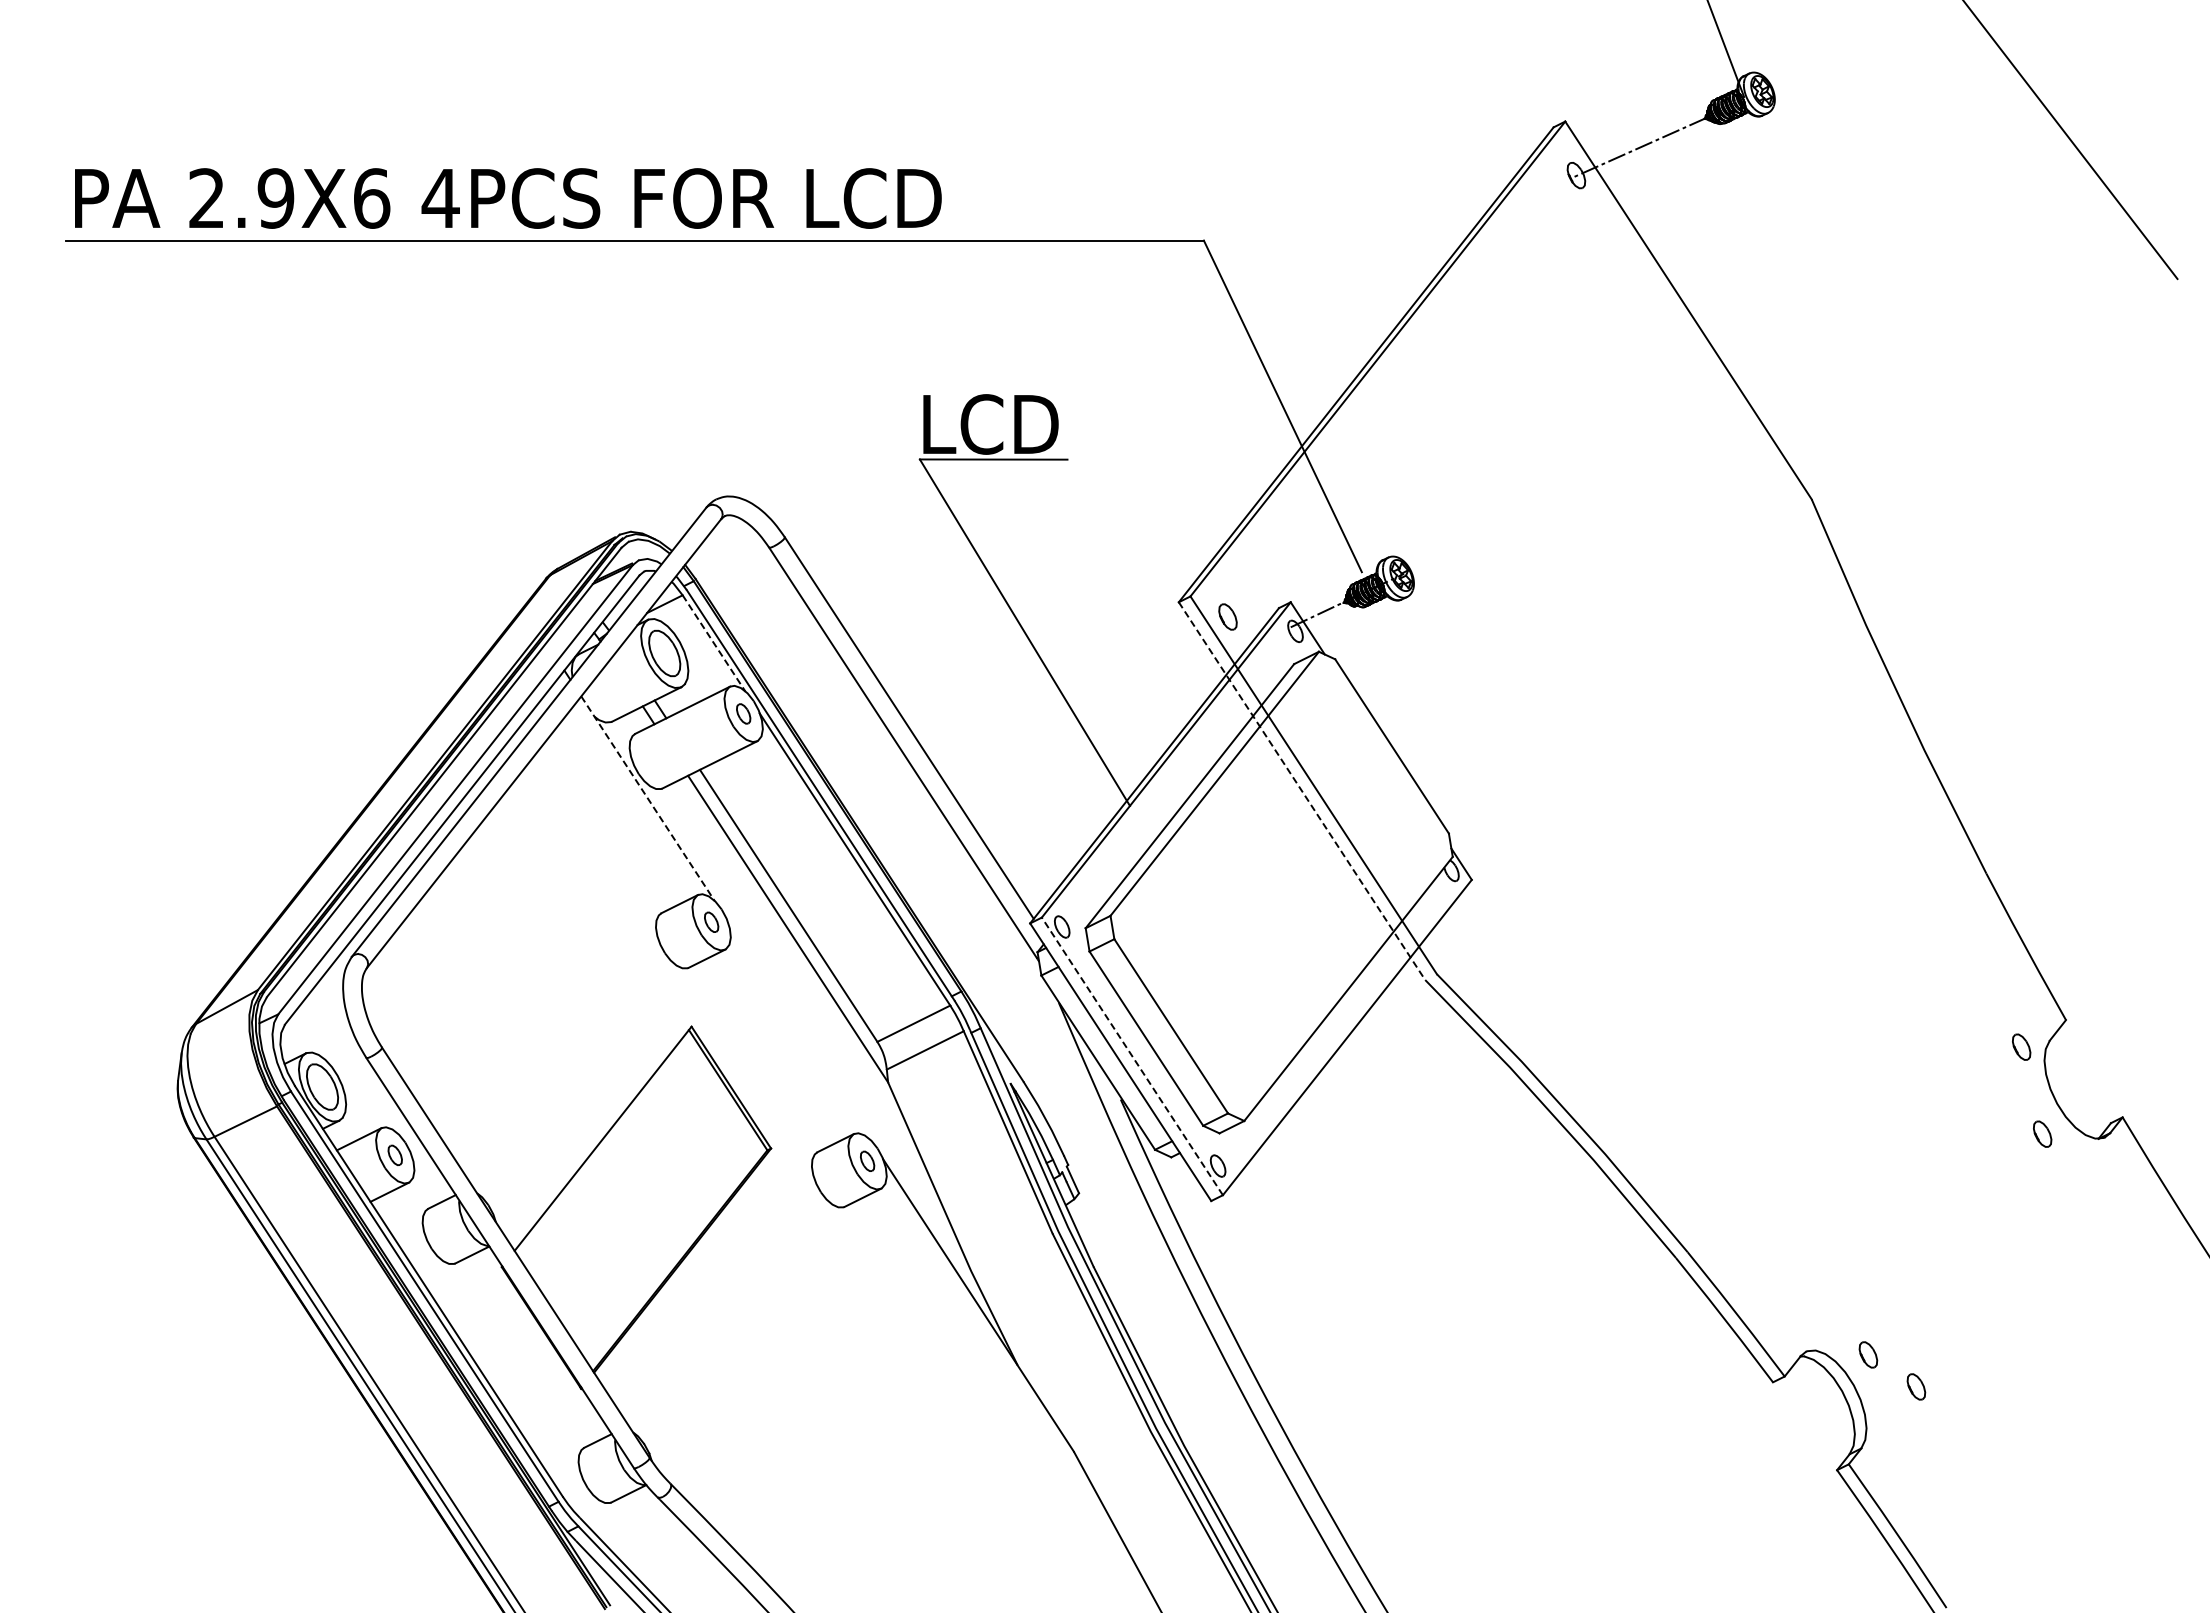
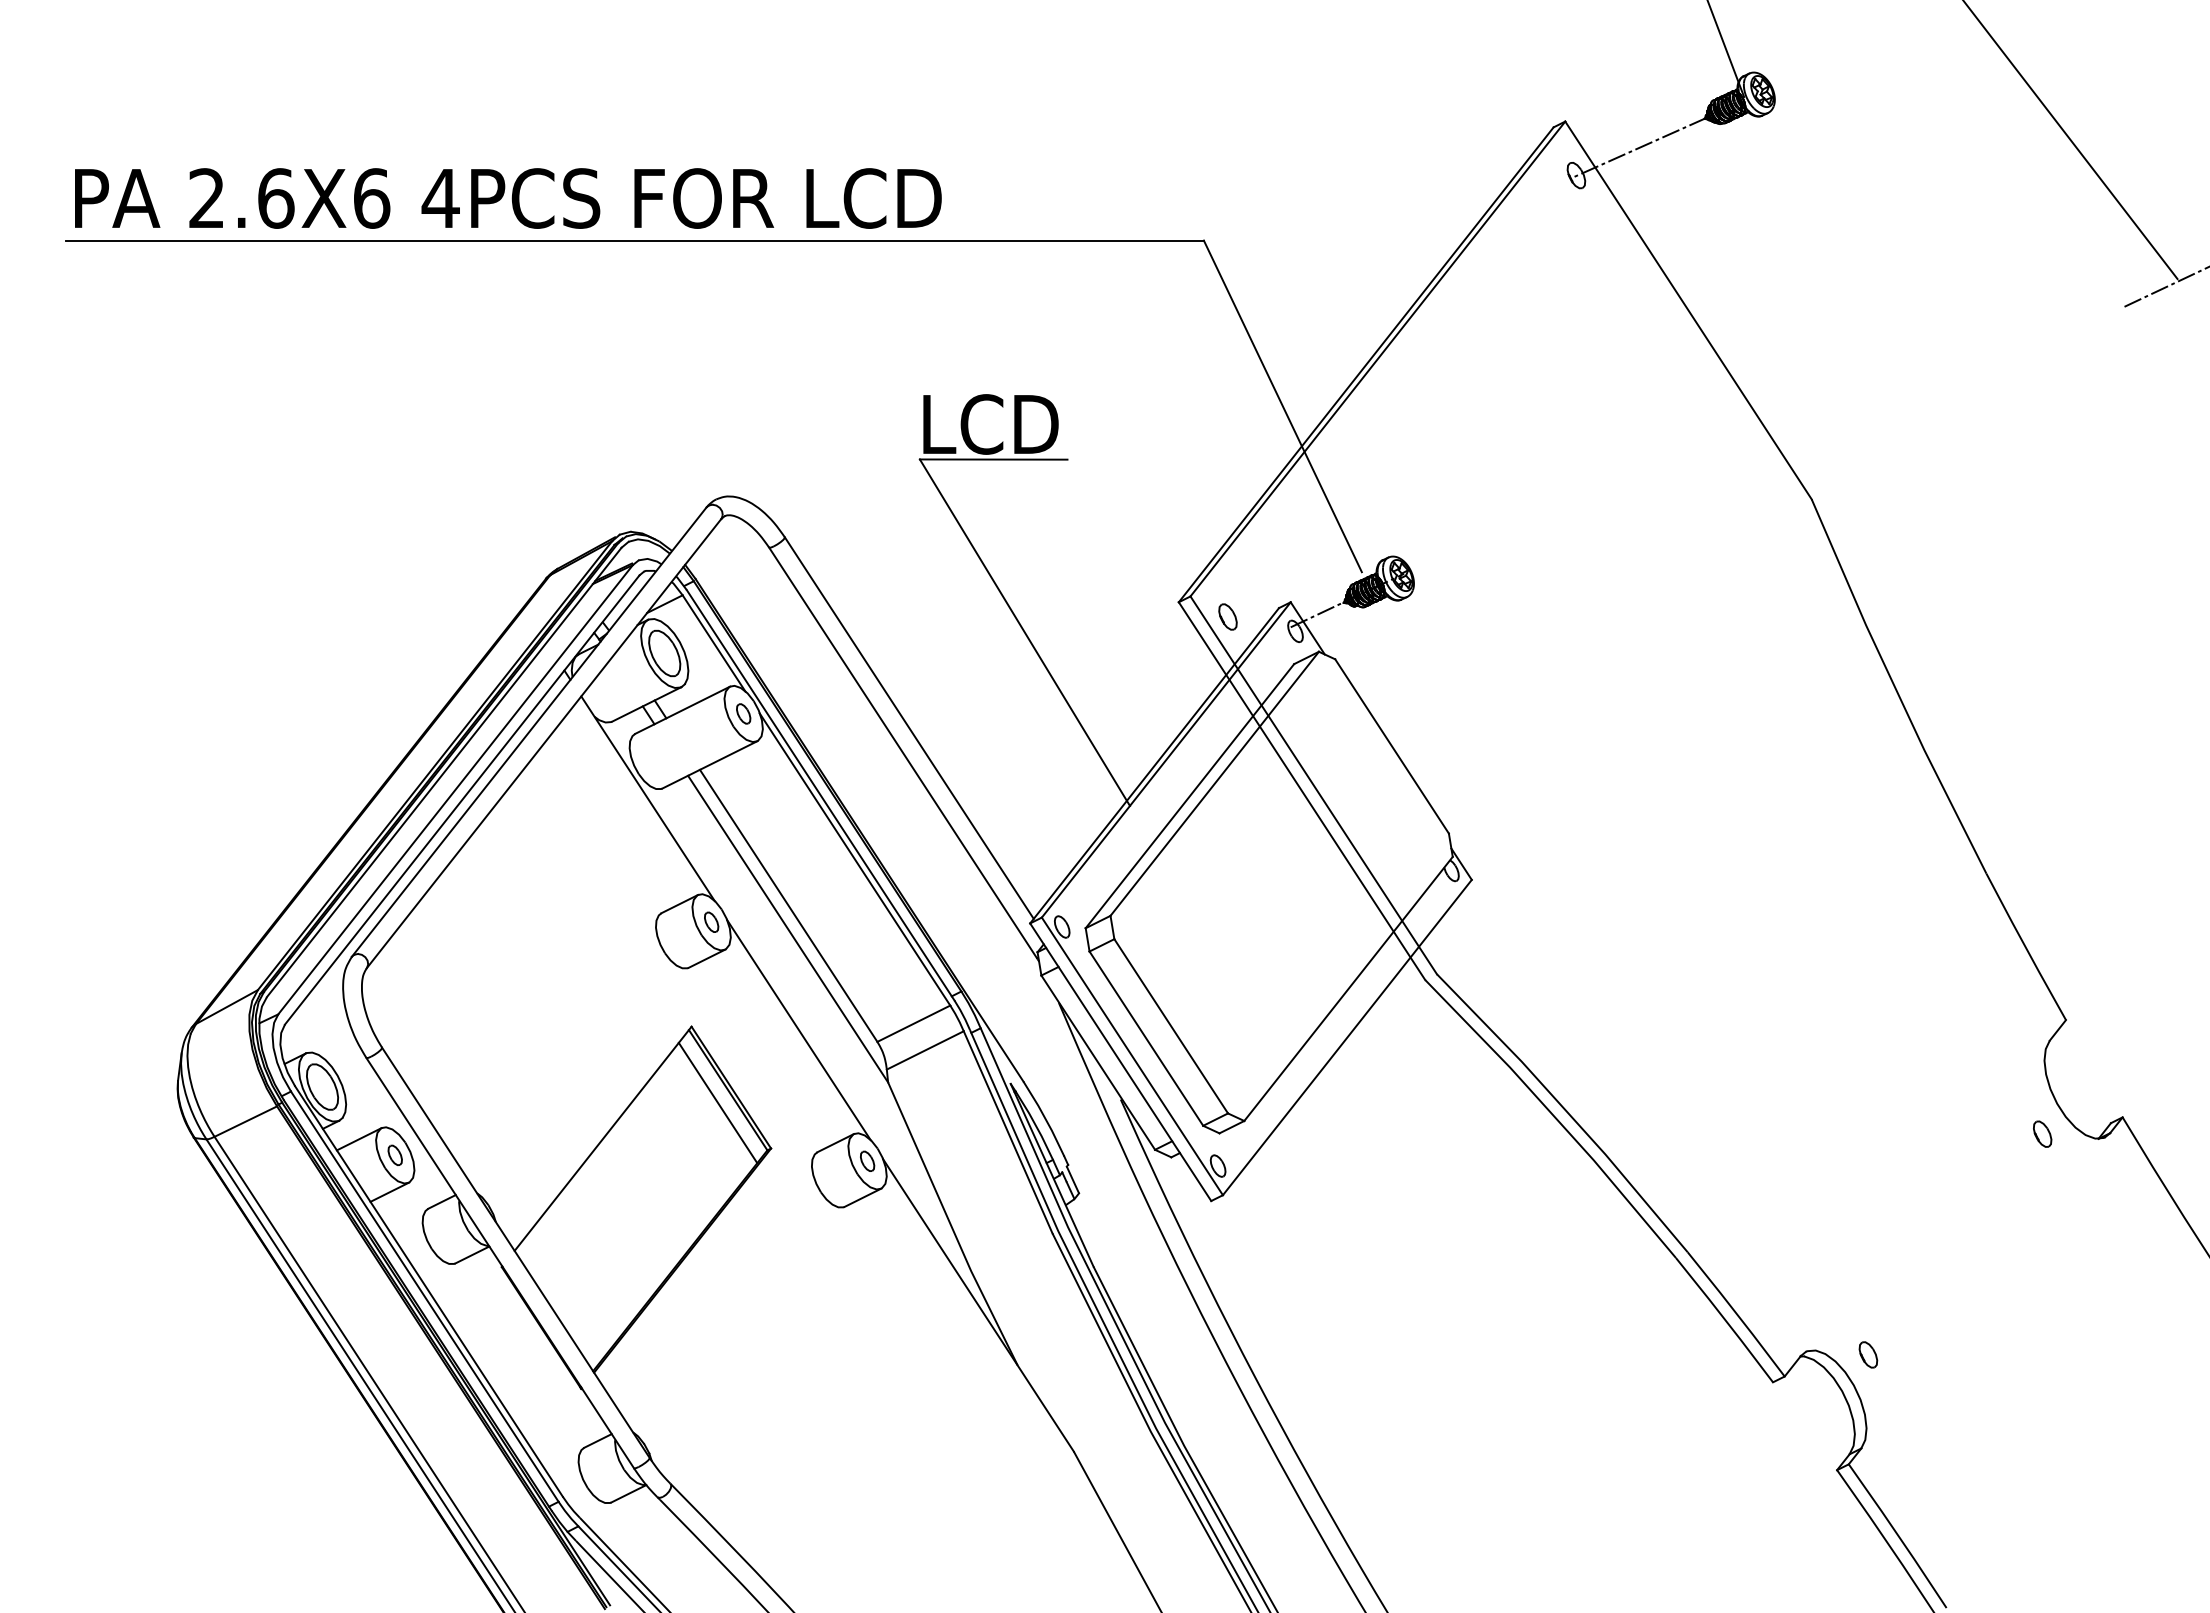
text: 2.9X6 -> 2.6X6 (275, 198)
line: none -> present (2165, 287)
line: dashed -> solid (714, 643)
line: dashed -> solid (1302, 791)
line: dashed -> solid (648, 799)
line: none -> present (798, 1029)
part: present -> none (2021, 1046)
line: dashed -> solid (1132, 1056)
line: none -> present (717, 1102)
part: present -> none (1916, 1386)
